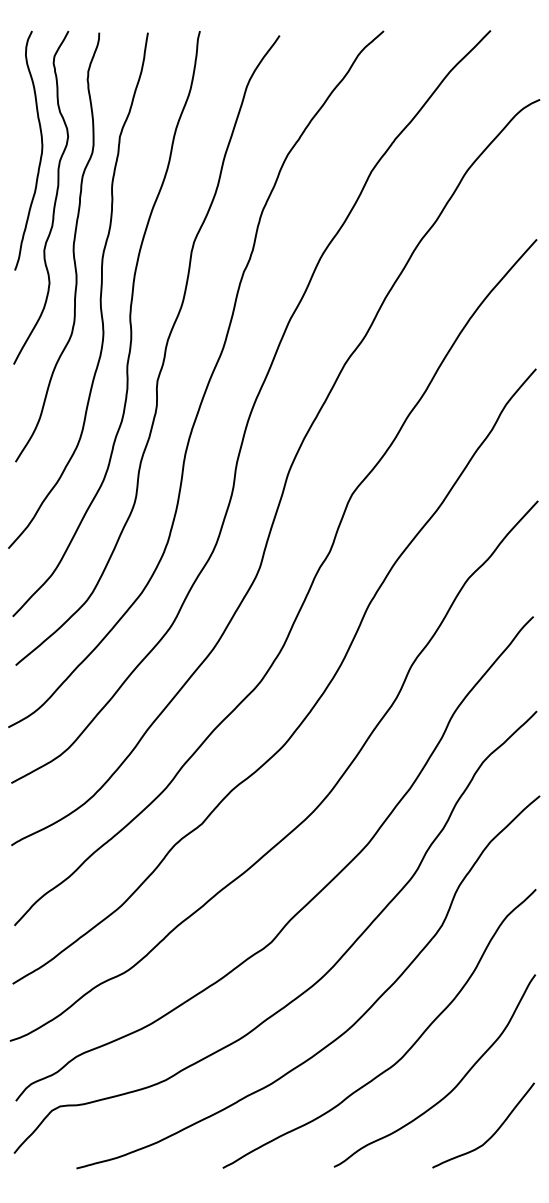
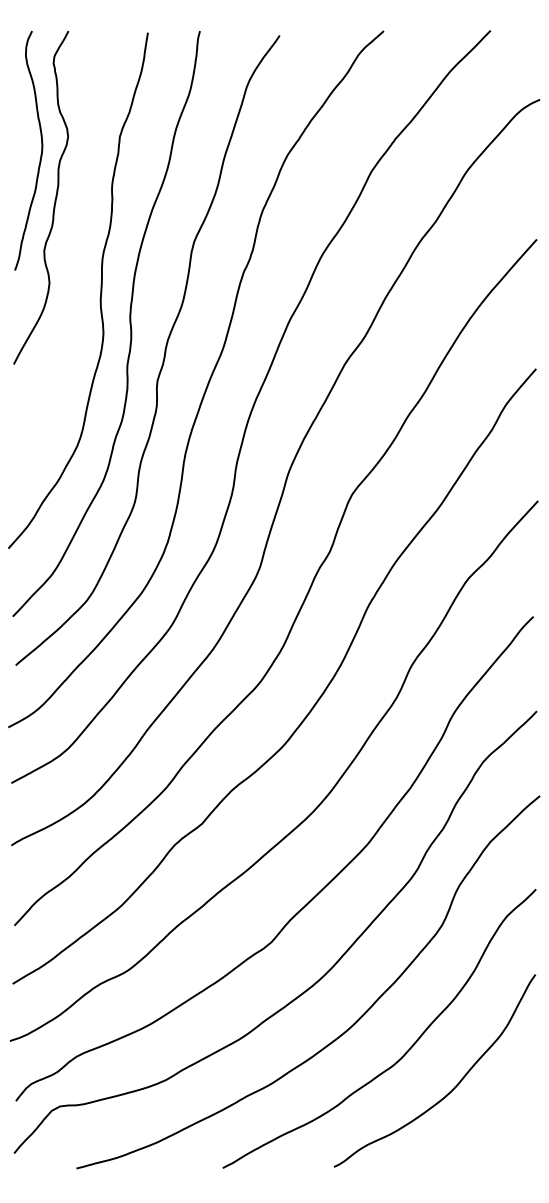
curve: present -> none (72, 247)
curve: present -> none (492, 1134)
